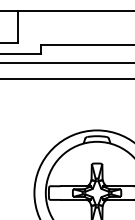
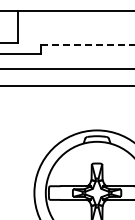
line: solid -> dashed (87, 45)
line position: (66, 63) -> (66, 69) (66, 69)
line position: (66, 79) -> (66, 86) (66, 86)
